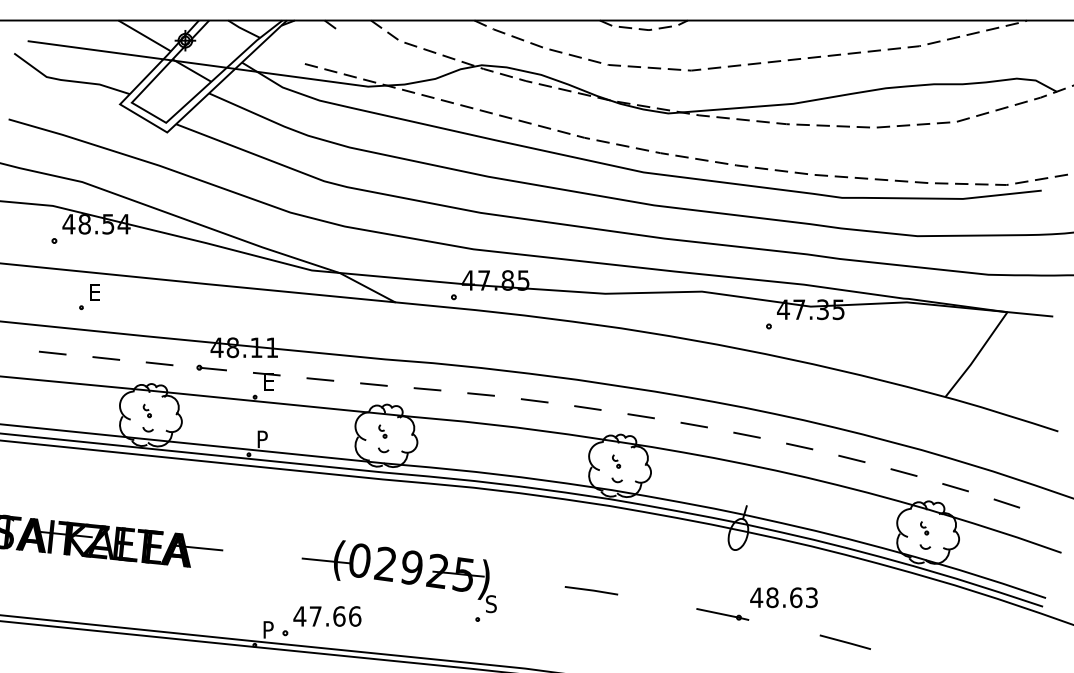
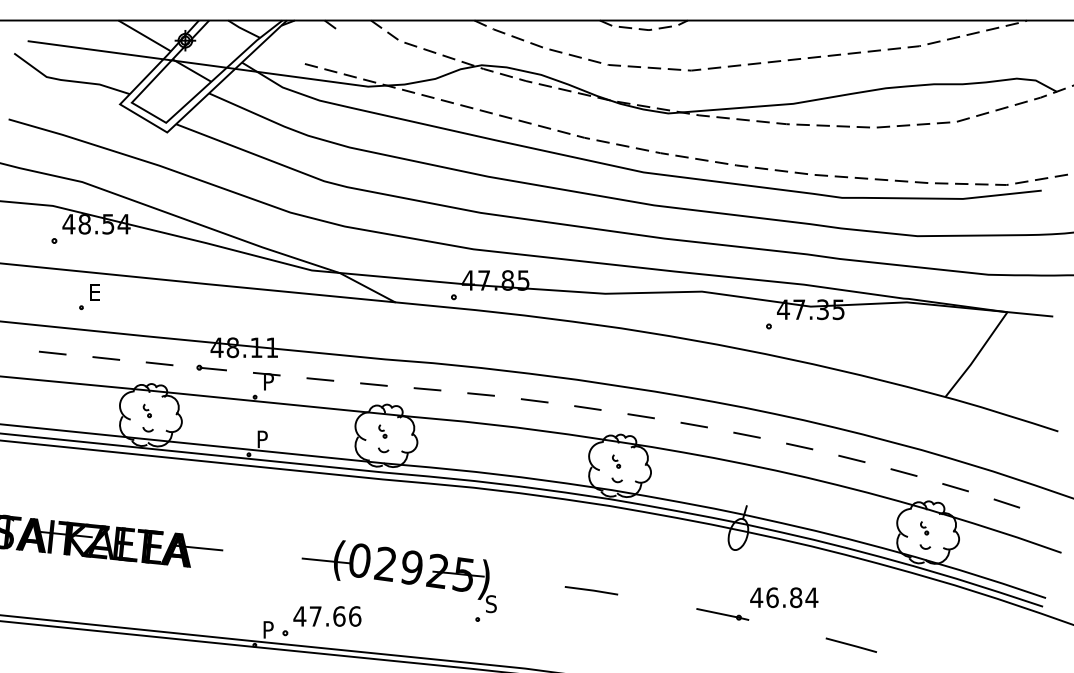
text: E -> P (268, 381)
text: 48.63 -> 46.84 (792, 597)
line position: (844, 641) -> (850, 644) (850, 644)
